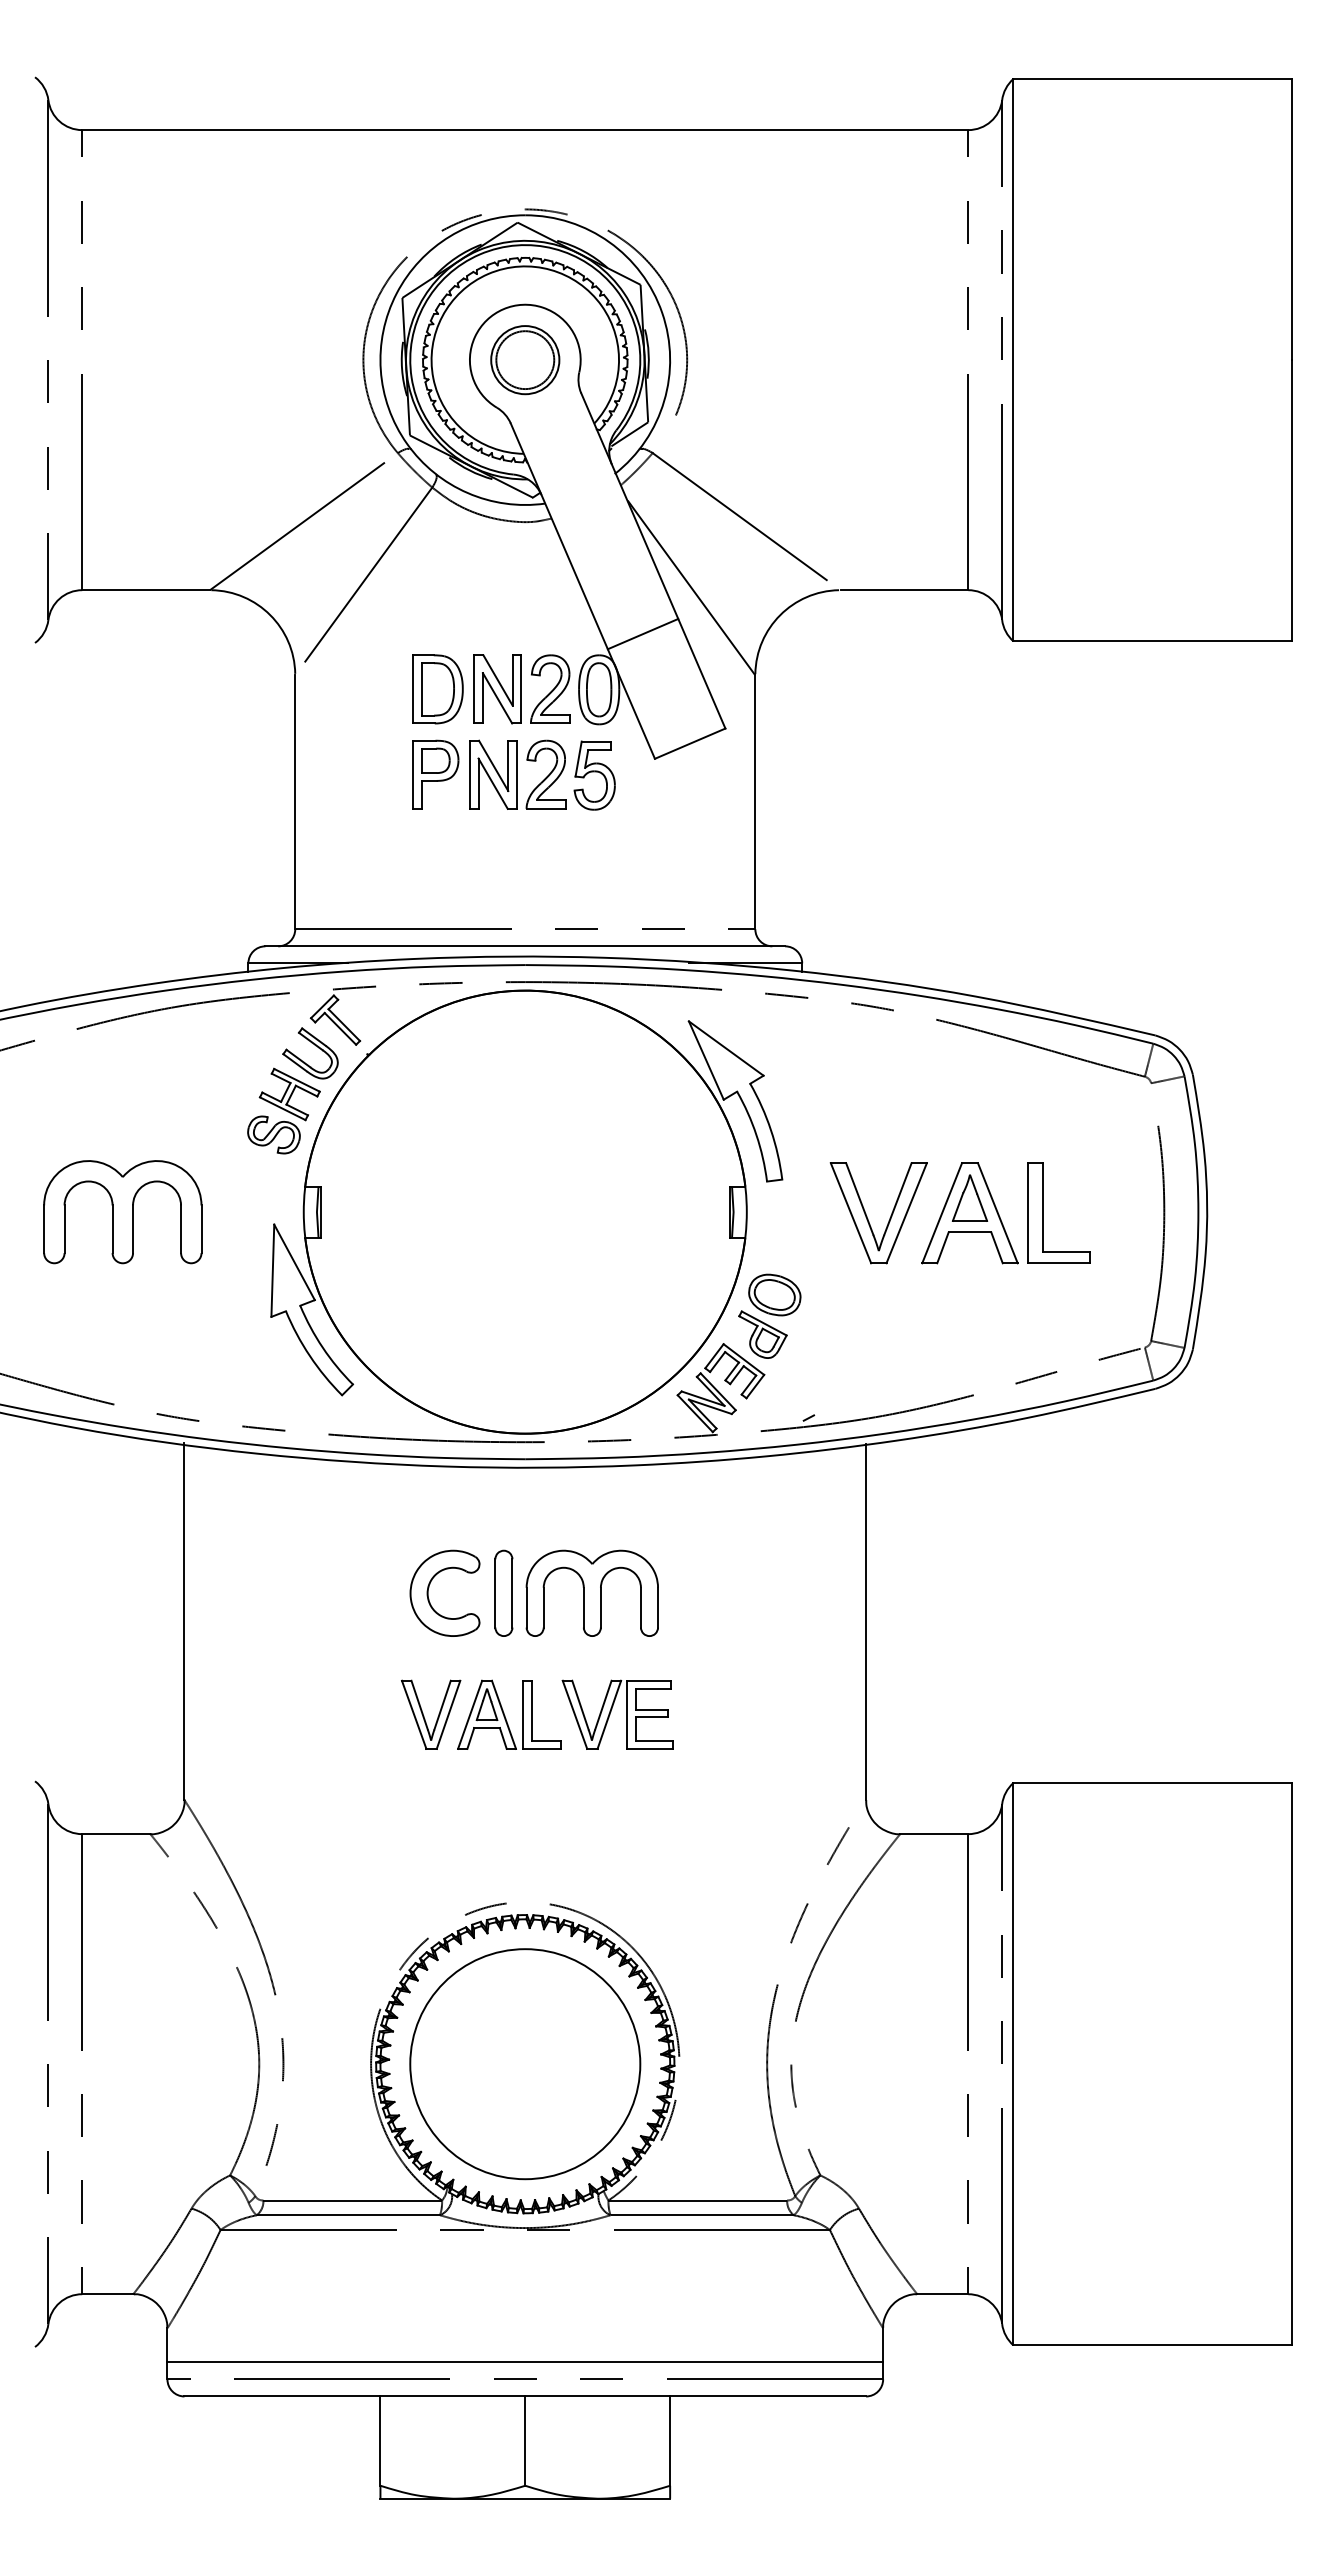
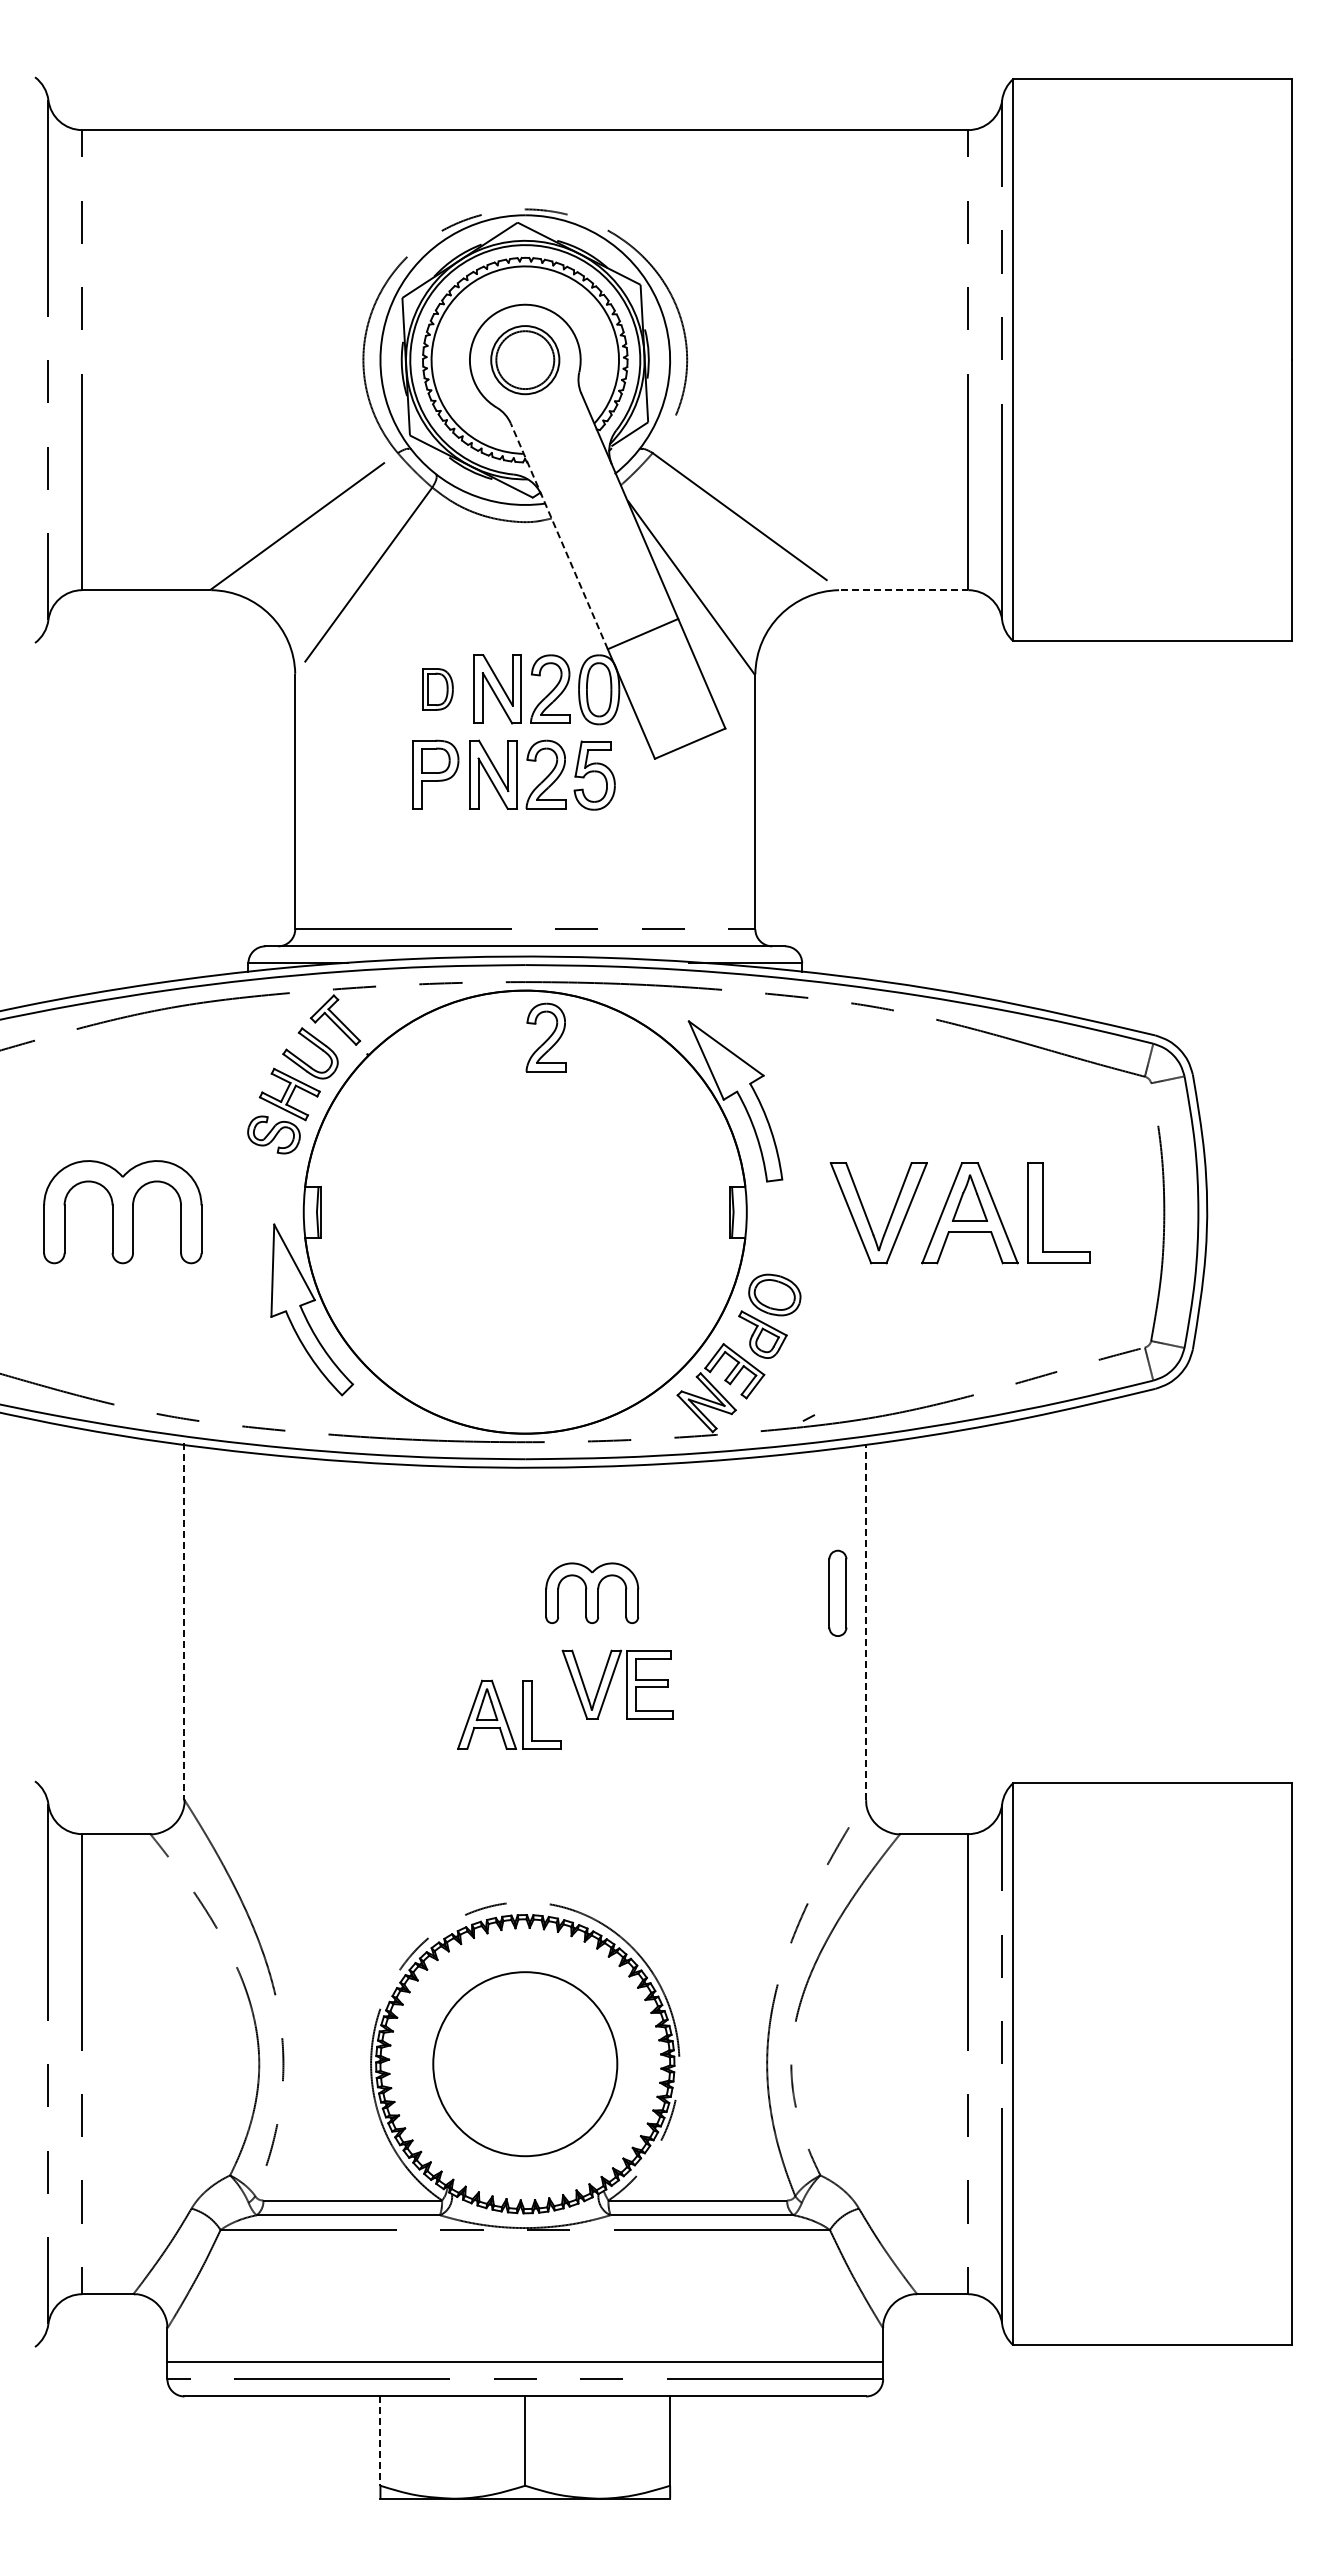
line: solid -> dashed (559, 536)
line: solid -> dashed (904, 590)
part size: 52x71 px -> 32x43 px (437, 689)
part: none -> present (545, 1037)
part: present -> none (429, 1587)
part position: (503, 1592) -> (837, 1592) (837, 1592)
part size: 134x88 px -> 95x62 px (592, 1592)
line: solid -> dashed (184, 1622)
line: solid -> dashed (866, 1622)
part position: (611, 1712) -> (611, 1682) (611, 1682)
part: present -> none (437, 1716)
circle diameter: 230 px -> 184 px (525, 2064)
line: solid -> dashed (380, 2441)
